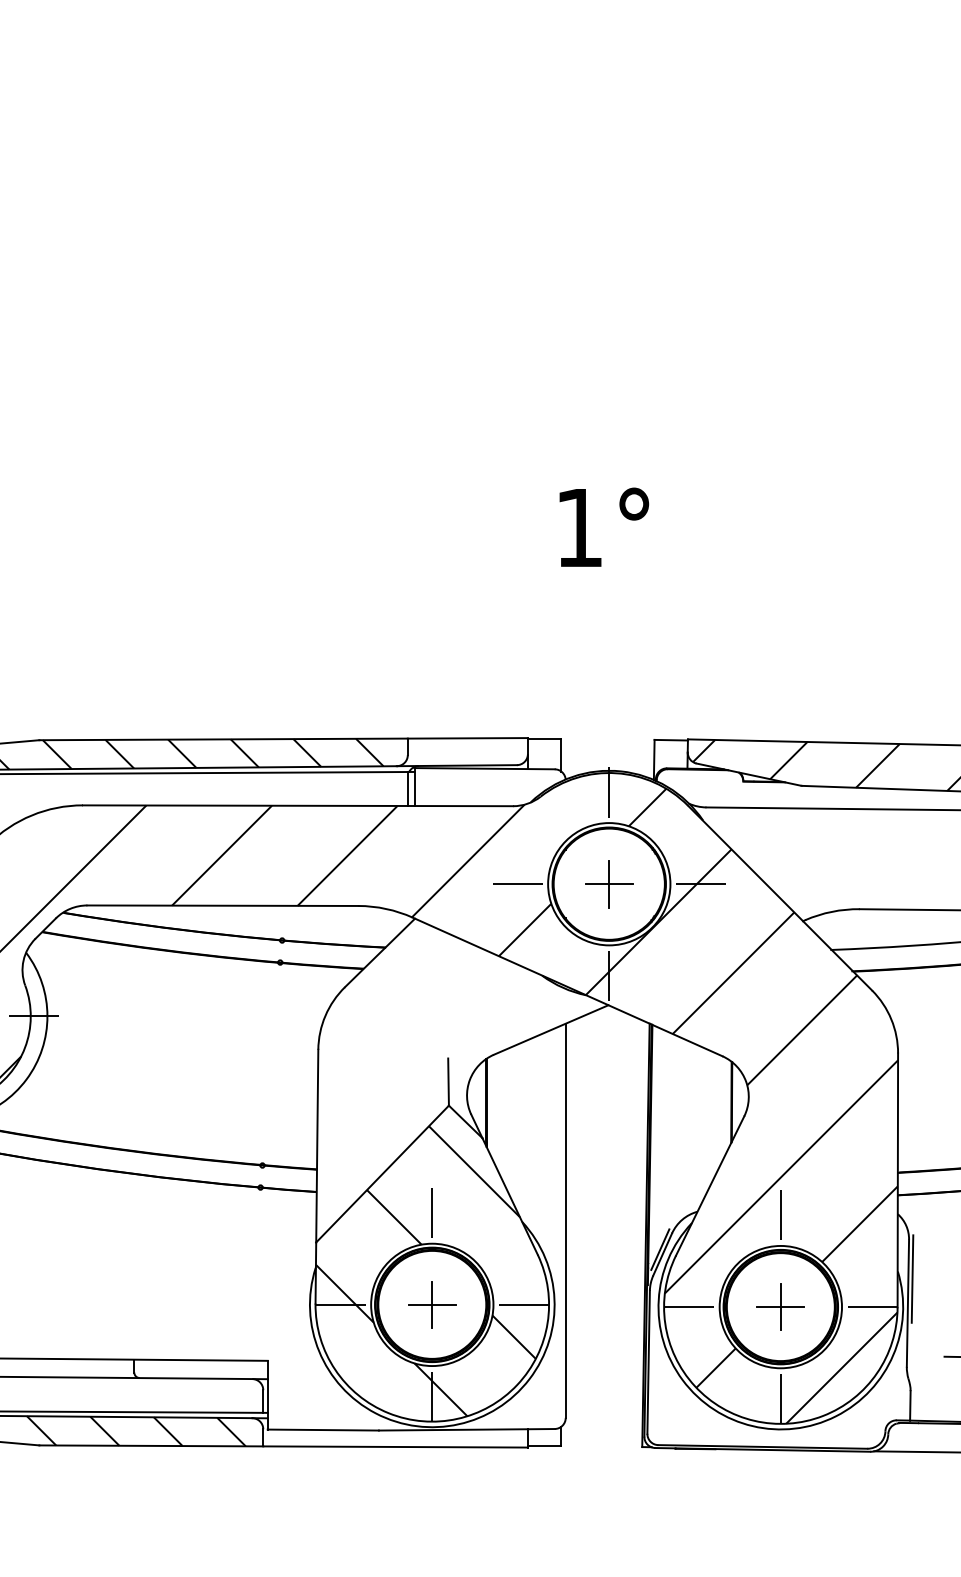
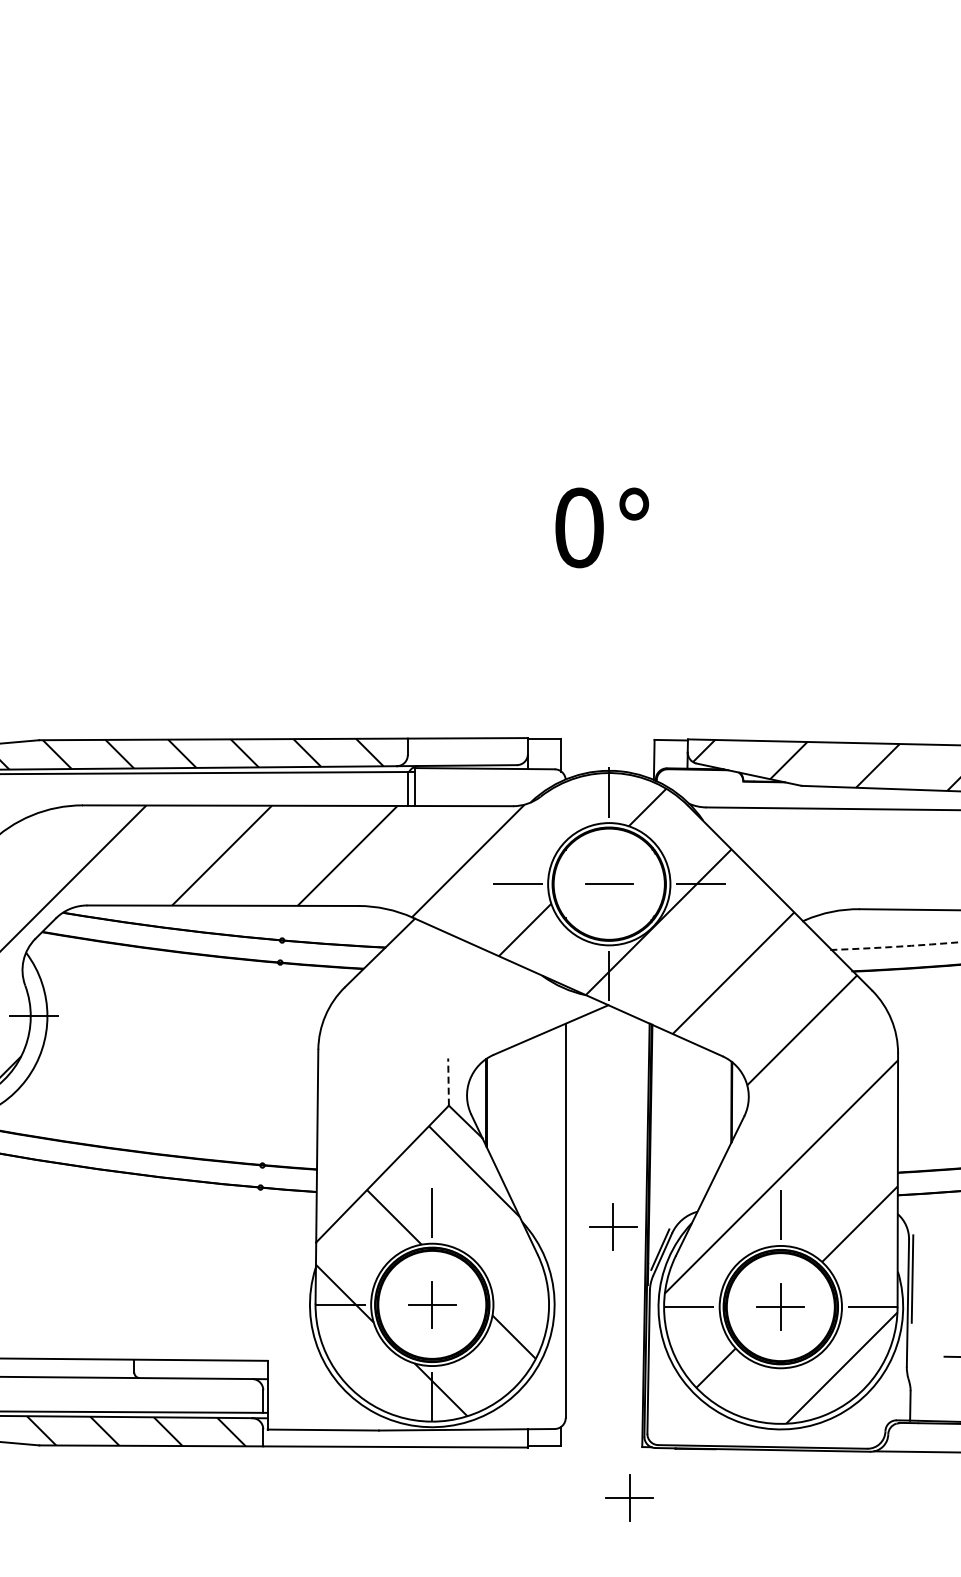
text: 1° -> 0° (579, 527)
line: present -> none (609, 883)
arc: solid -> dashed (896, 946)
line: solid -> dashed (448, 1082)
part: none -> present (613, 1226)
line: present -> none (524, 1304)
line: present -> none (780, 1398)
part: none -> present (629, 1497)
